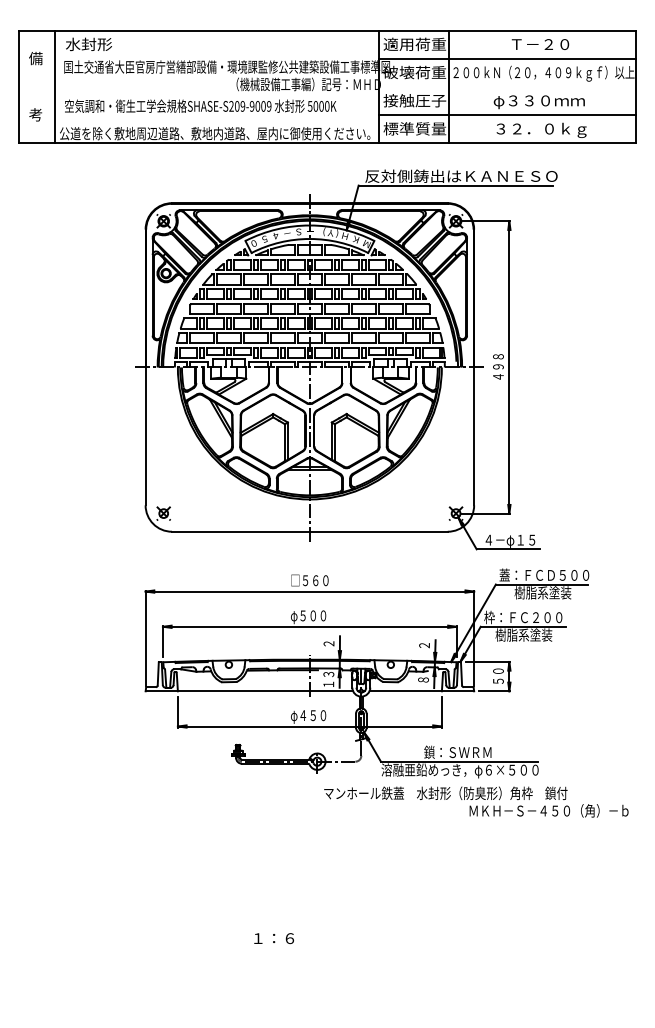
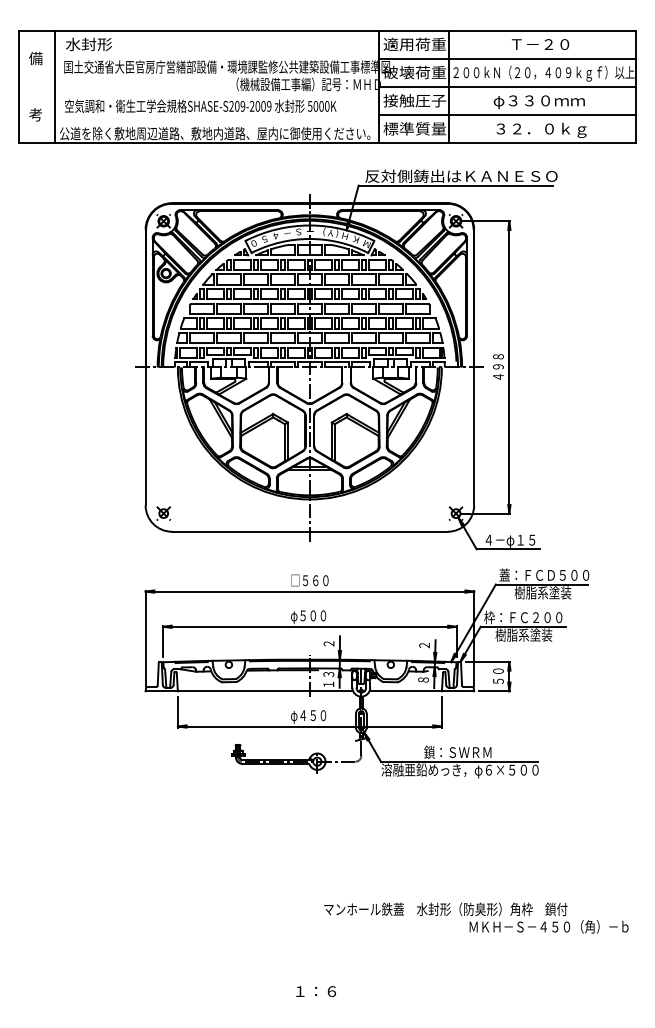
line: none -> present (506, 87)
text: SHASE-S209-9009 -> SHASE-S209-2009 (251, 106)
text position: (476, 801) -> (476, 917) (476, 917)
text position: (273, 938) -> (315, 991) (315, 991)
